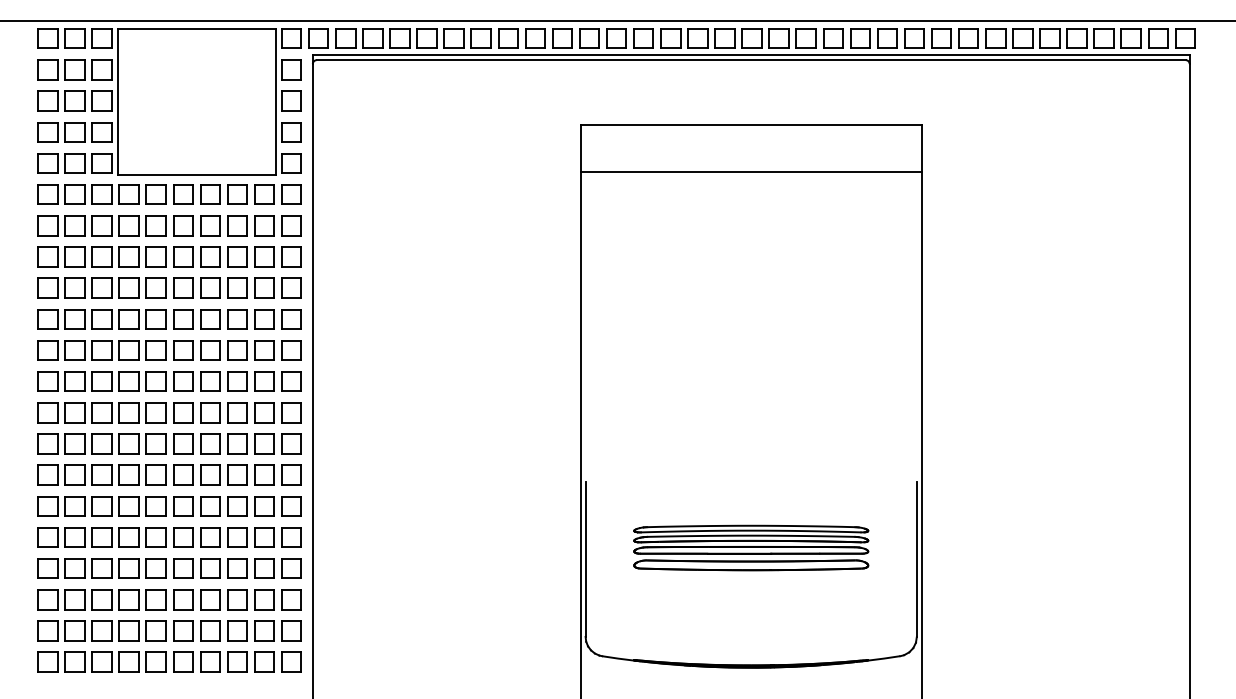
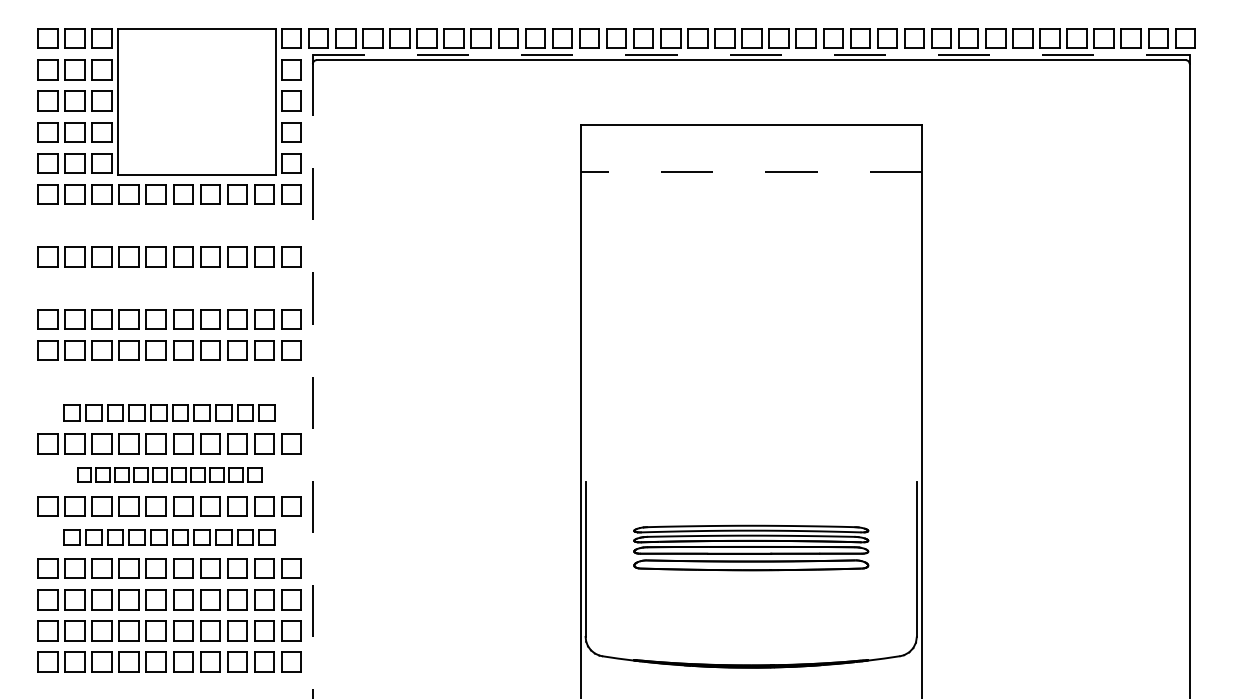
line: present -> none (617, 21)
line: solid -> dashed (751, 55)
line: solid -> dashed (750, 172)
part: present -> none (169, 225)
part: present -> none (169, 287)
part: present -> none (169, 381)
line: solid -> dashed (312, 381)
part size: 265x22 px -> 213x18 px (169, 412)
part size: 265x22 px -> 186x16 px (169, 474)
part size: 265x21 px -> 213x17 px (169, 537)
